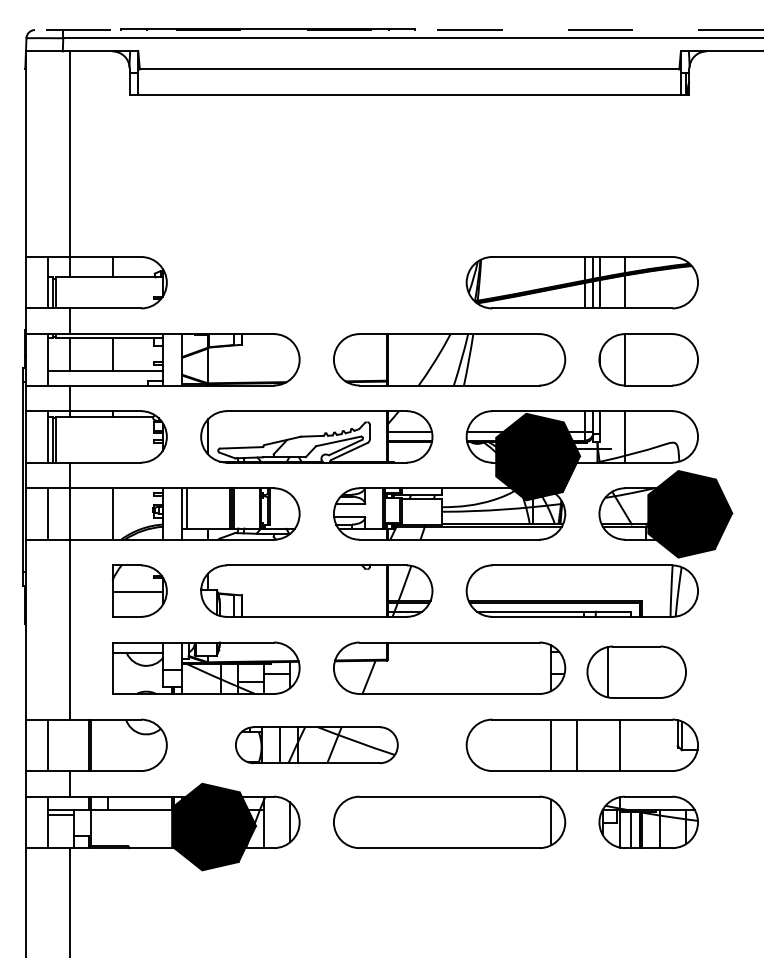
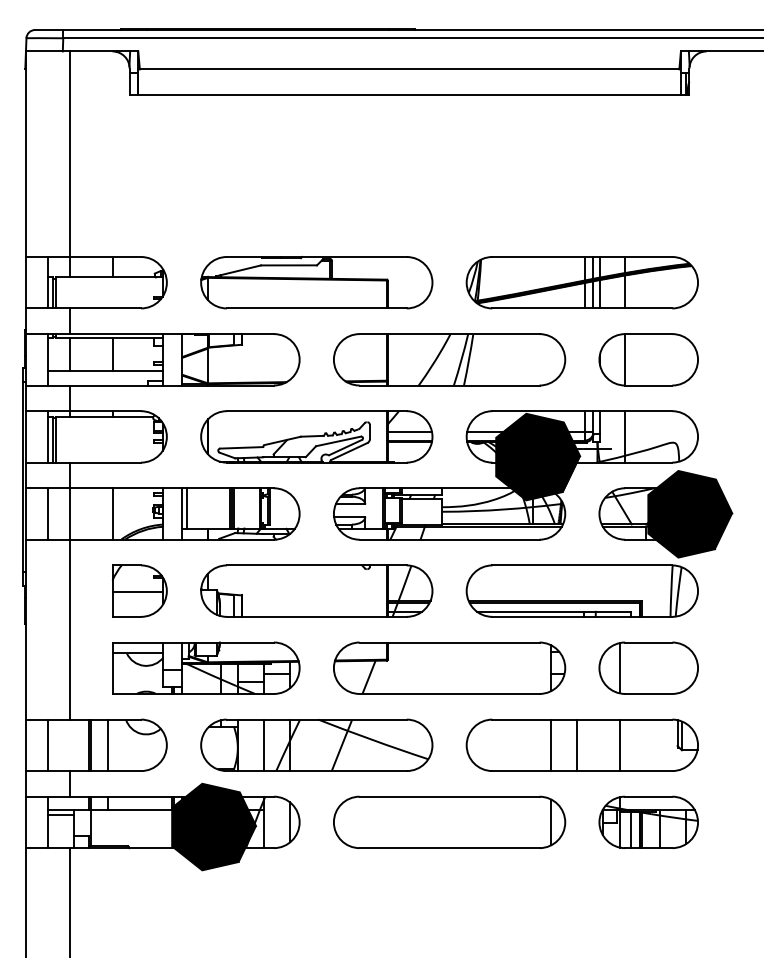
line: dashed -> solid (398, 30)
part: none -> present (316, 282)
part position: (636, 671) -> (648, 667) (648, 667)
line: none -> present (107, 744)
part size: 164x39 px -> 234x54 px (316, 744)
